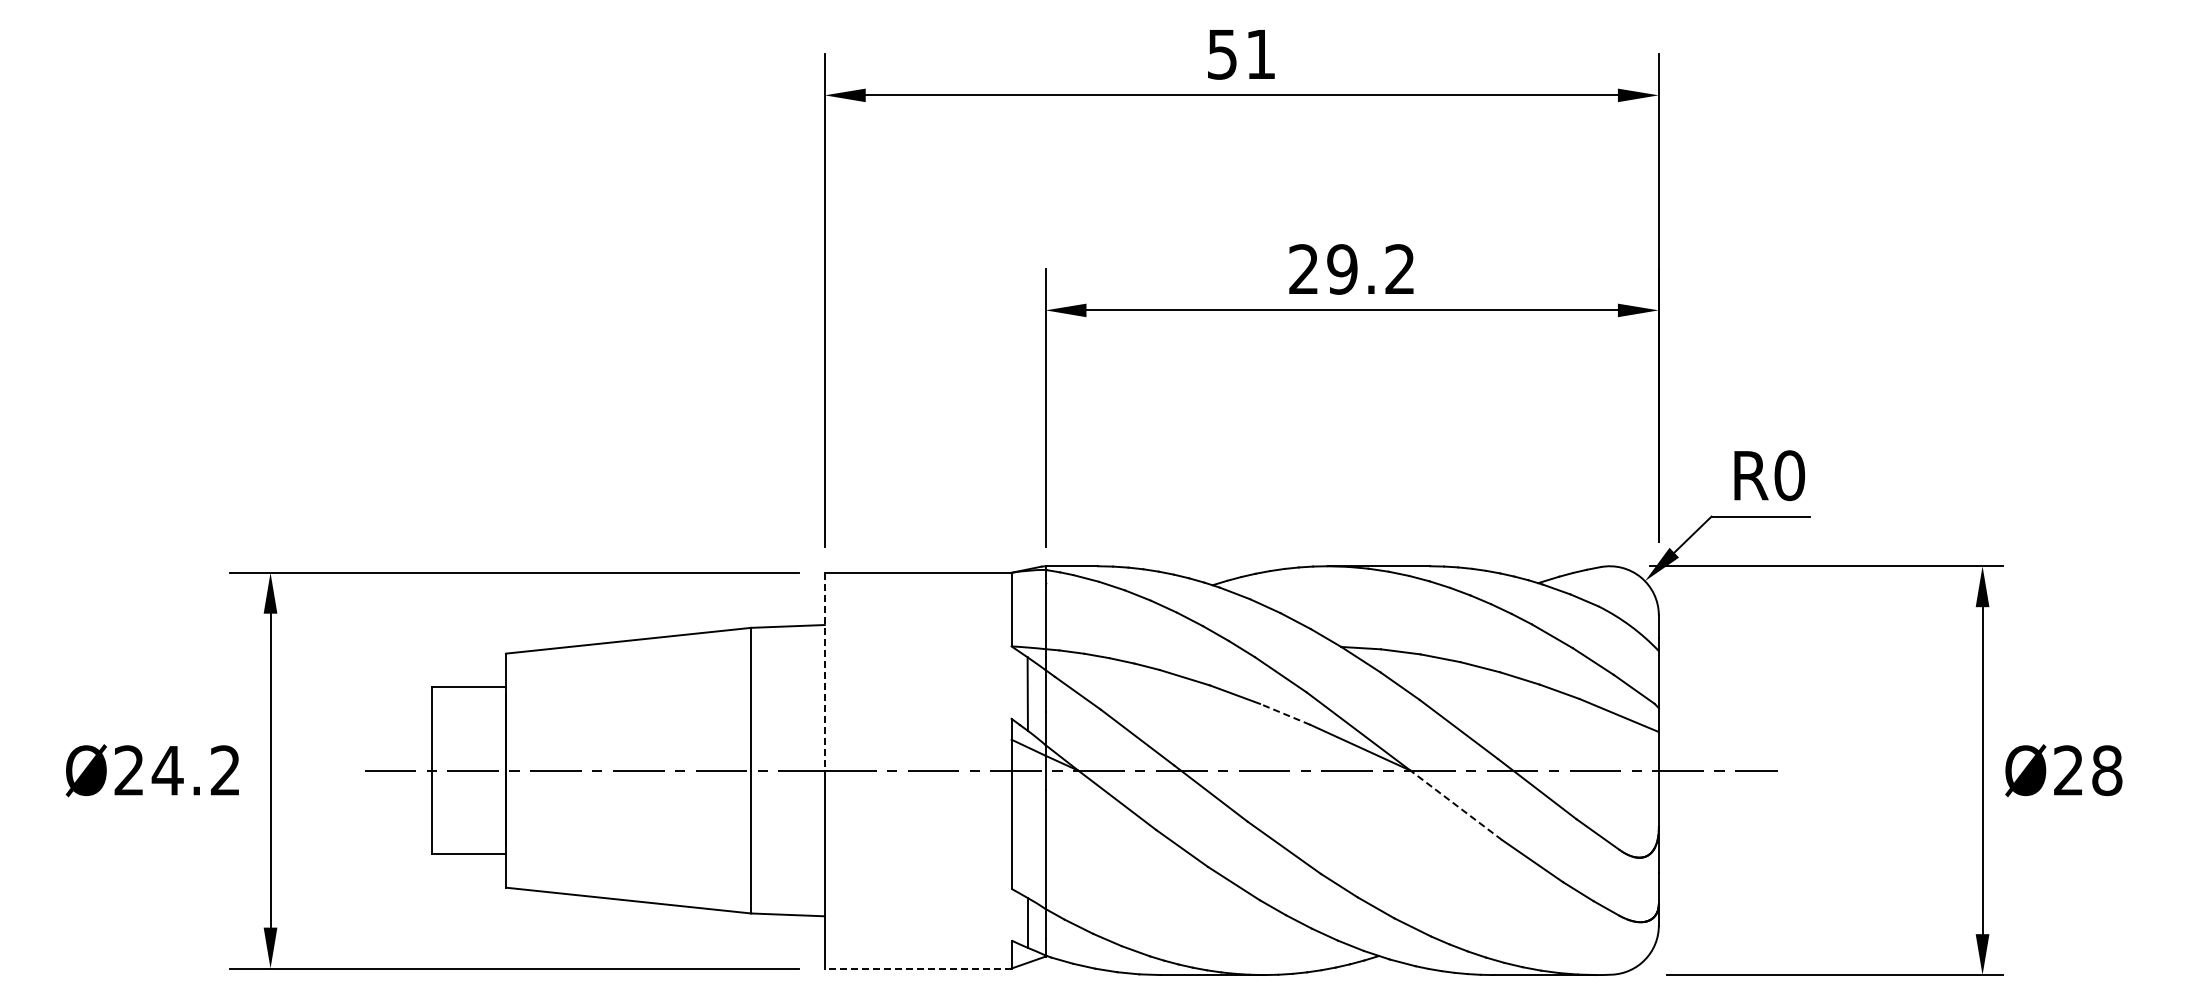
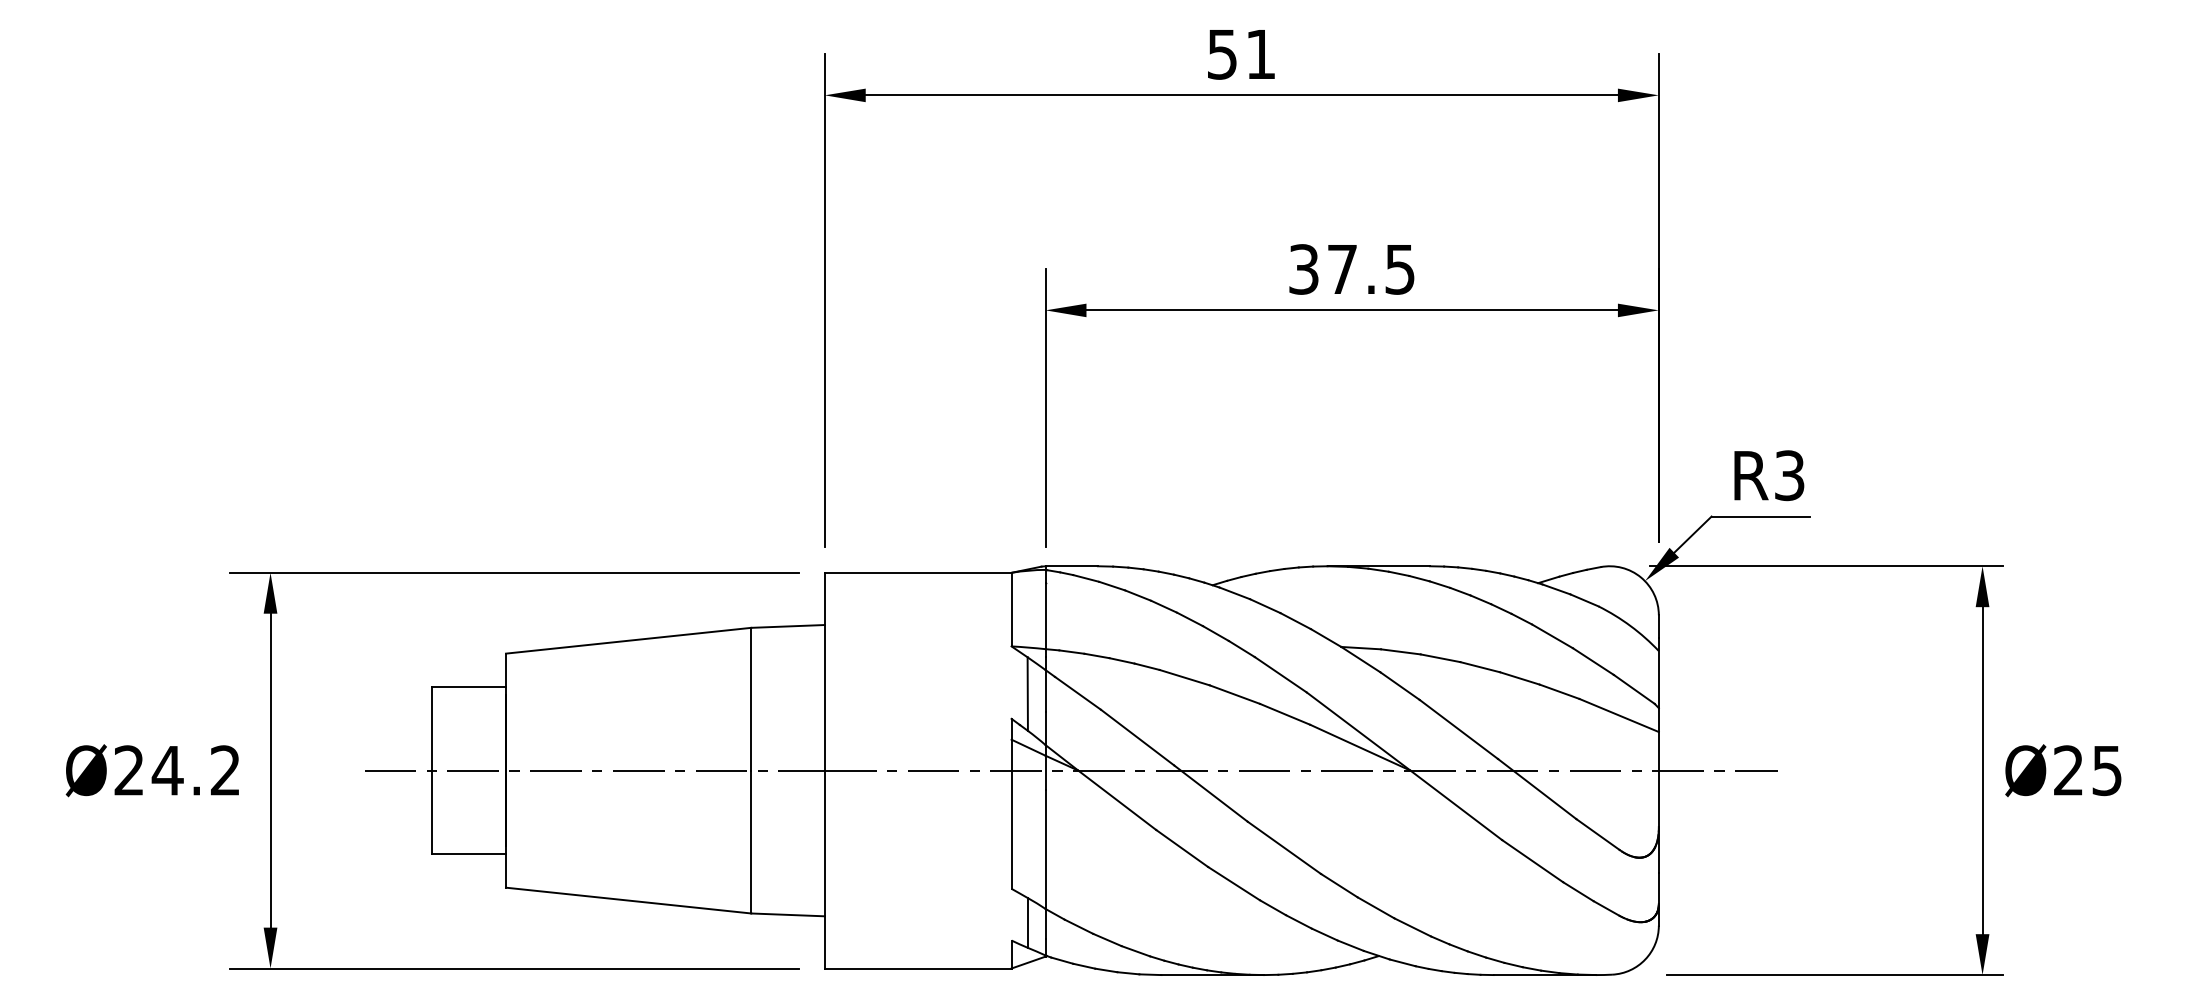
text: 29.2 -> 37.5 (1351, 269)
text: R0 -> R3 (1789, 475)
line: dashed -> solid (824, 671)
line: dashed -> solid (1284, 714)
text: Ø28 -> Ø25 (2107, 770)
line: dashed -> solid (1455, 805)
line: dashed -> solid (917, 968)
